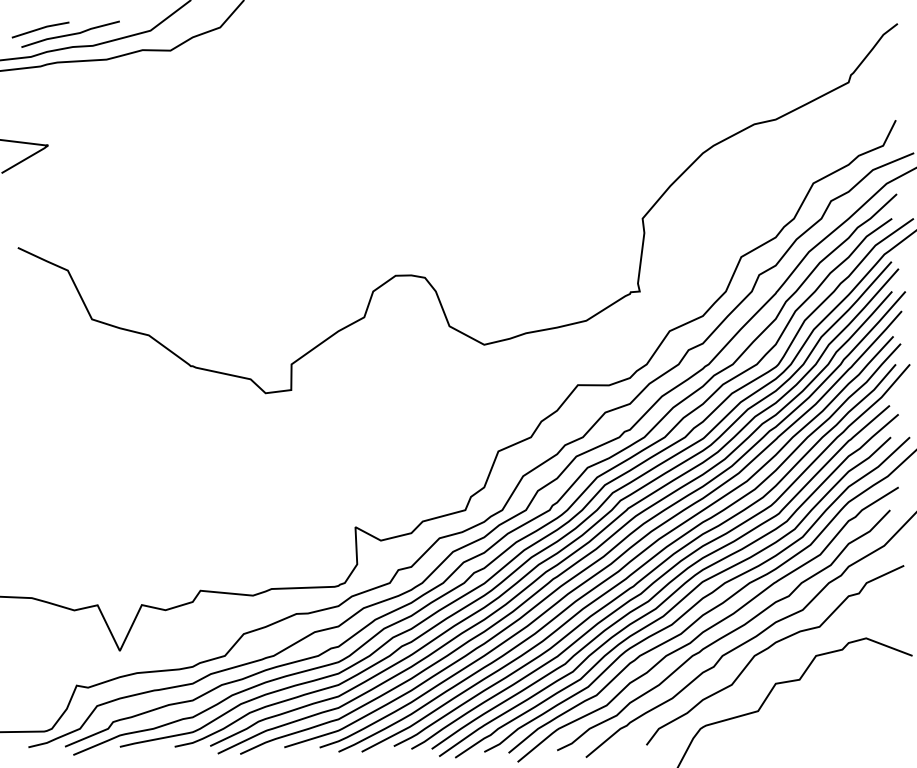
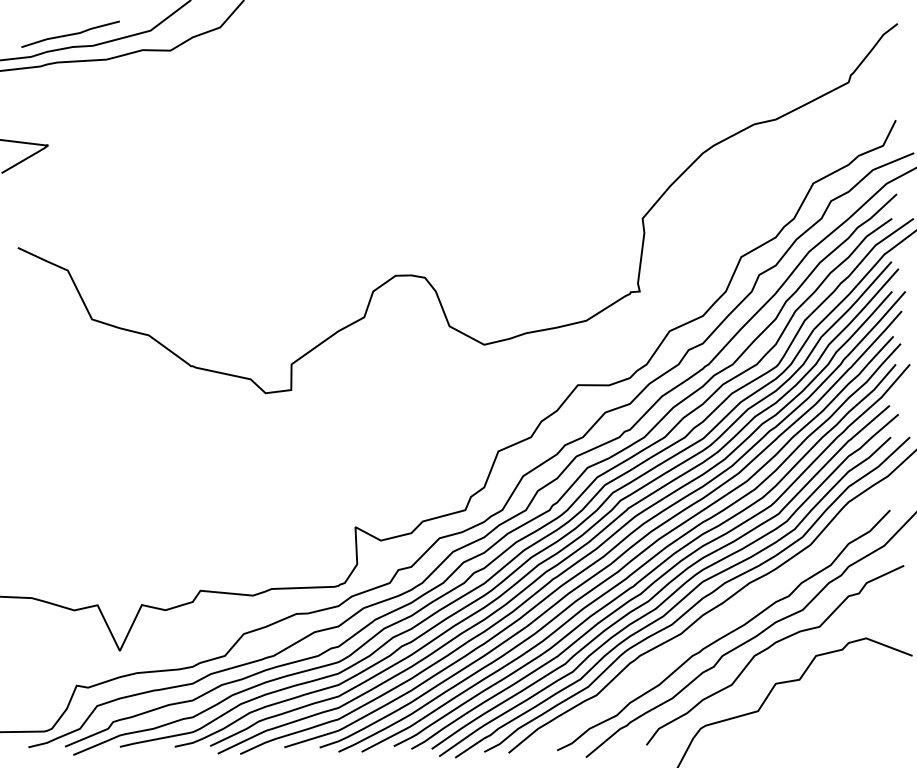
line: present -> none (40, 29)
curve: present -> none (708, 627)
